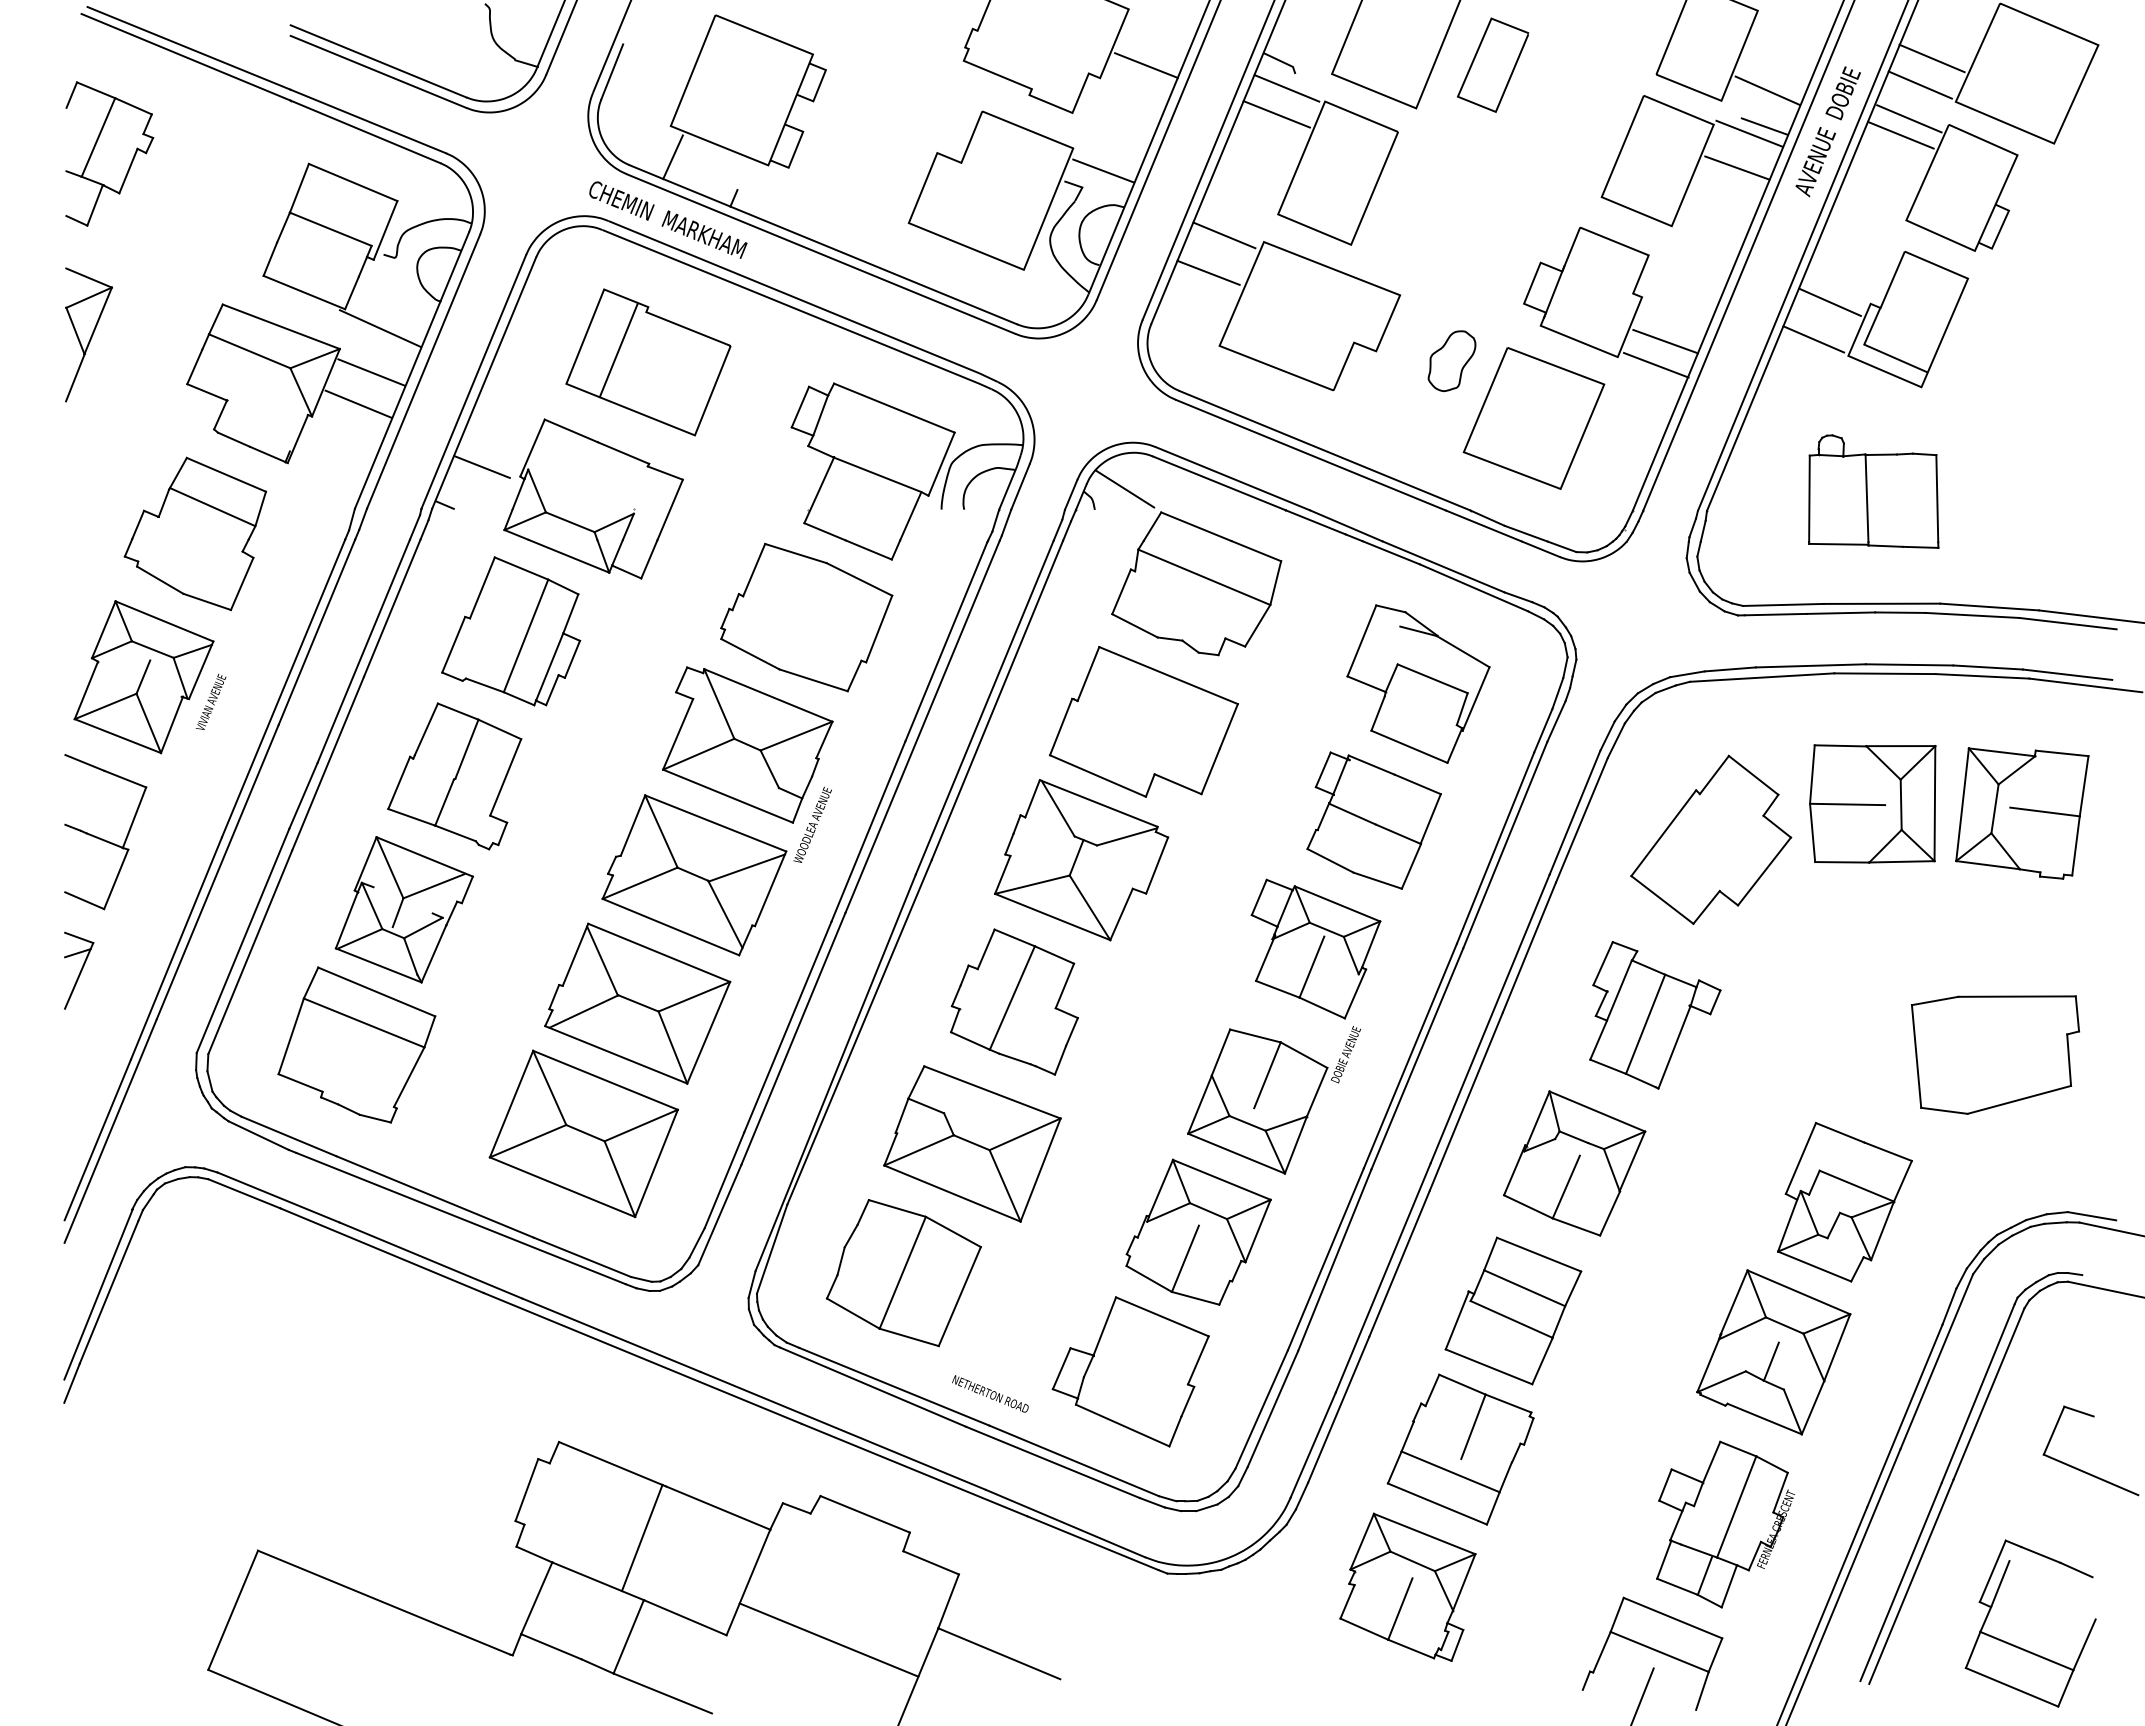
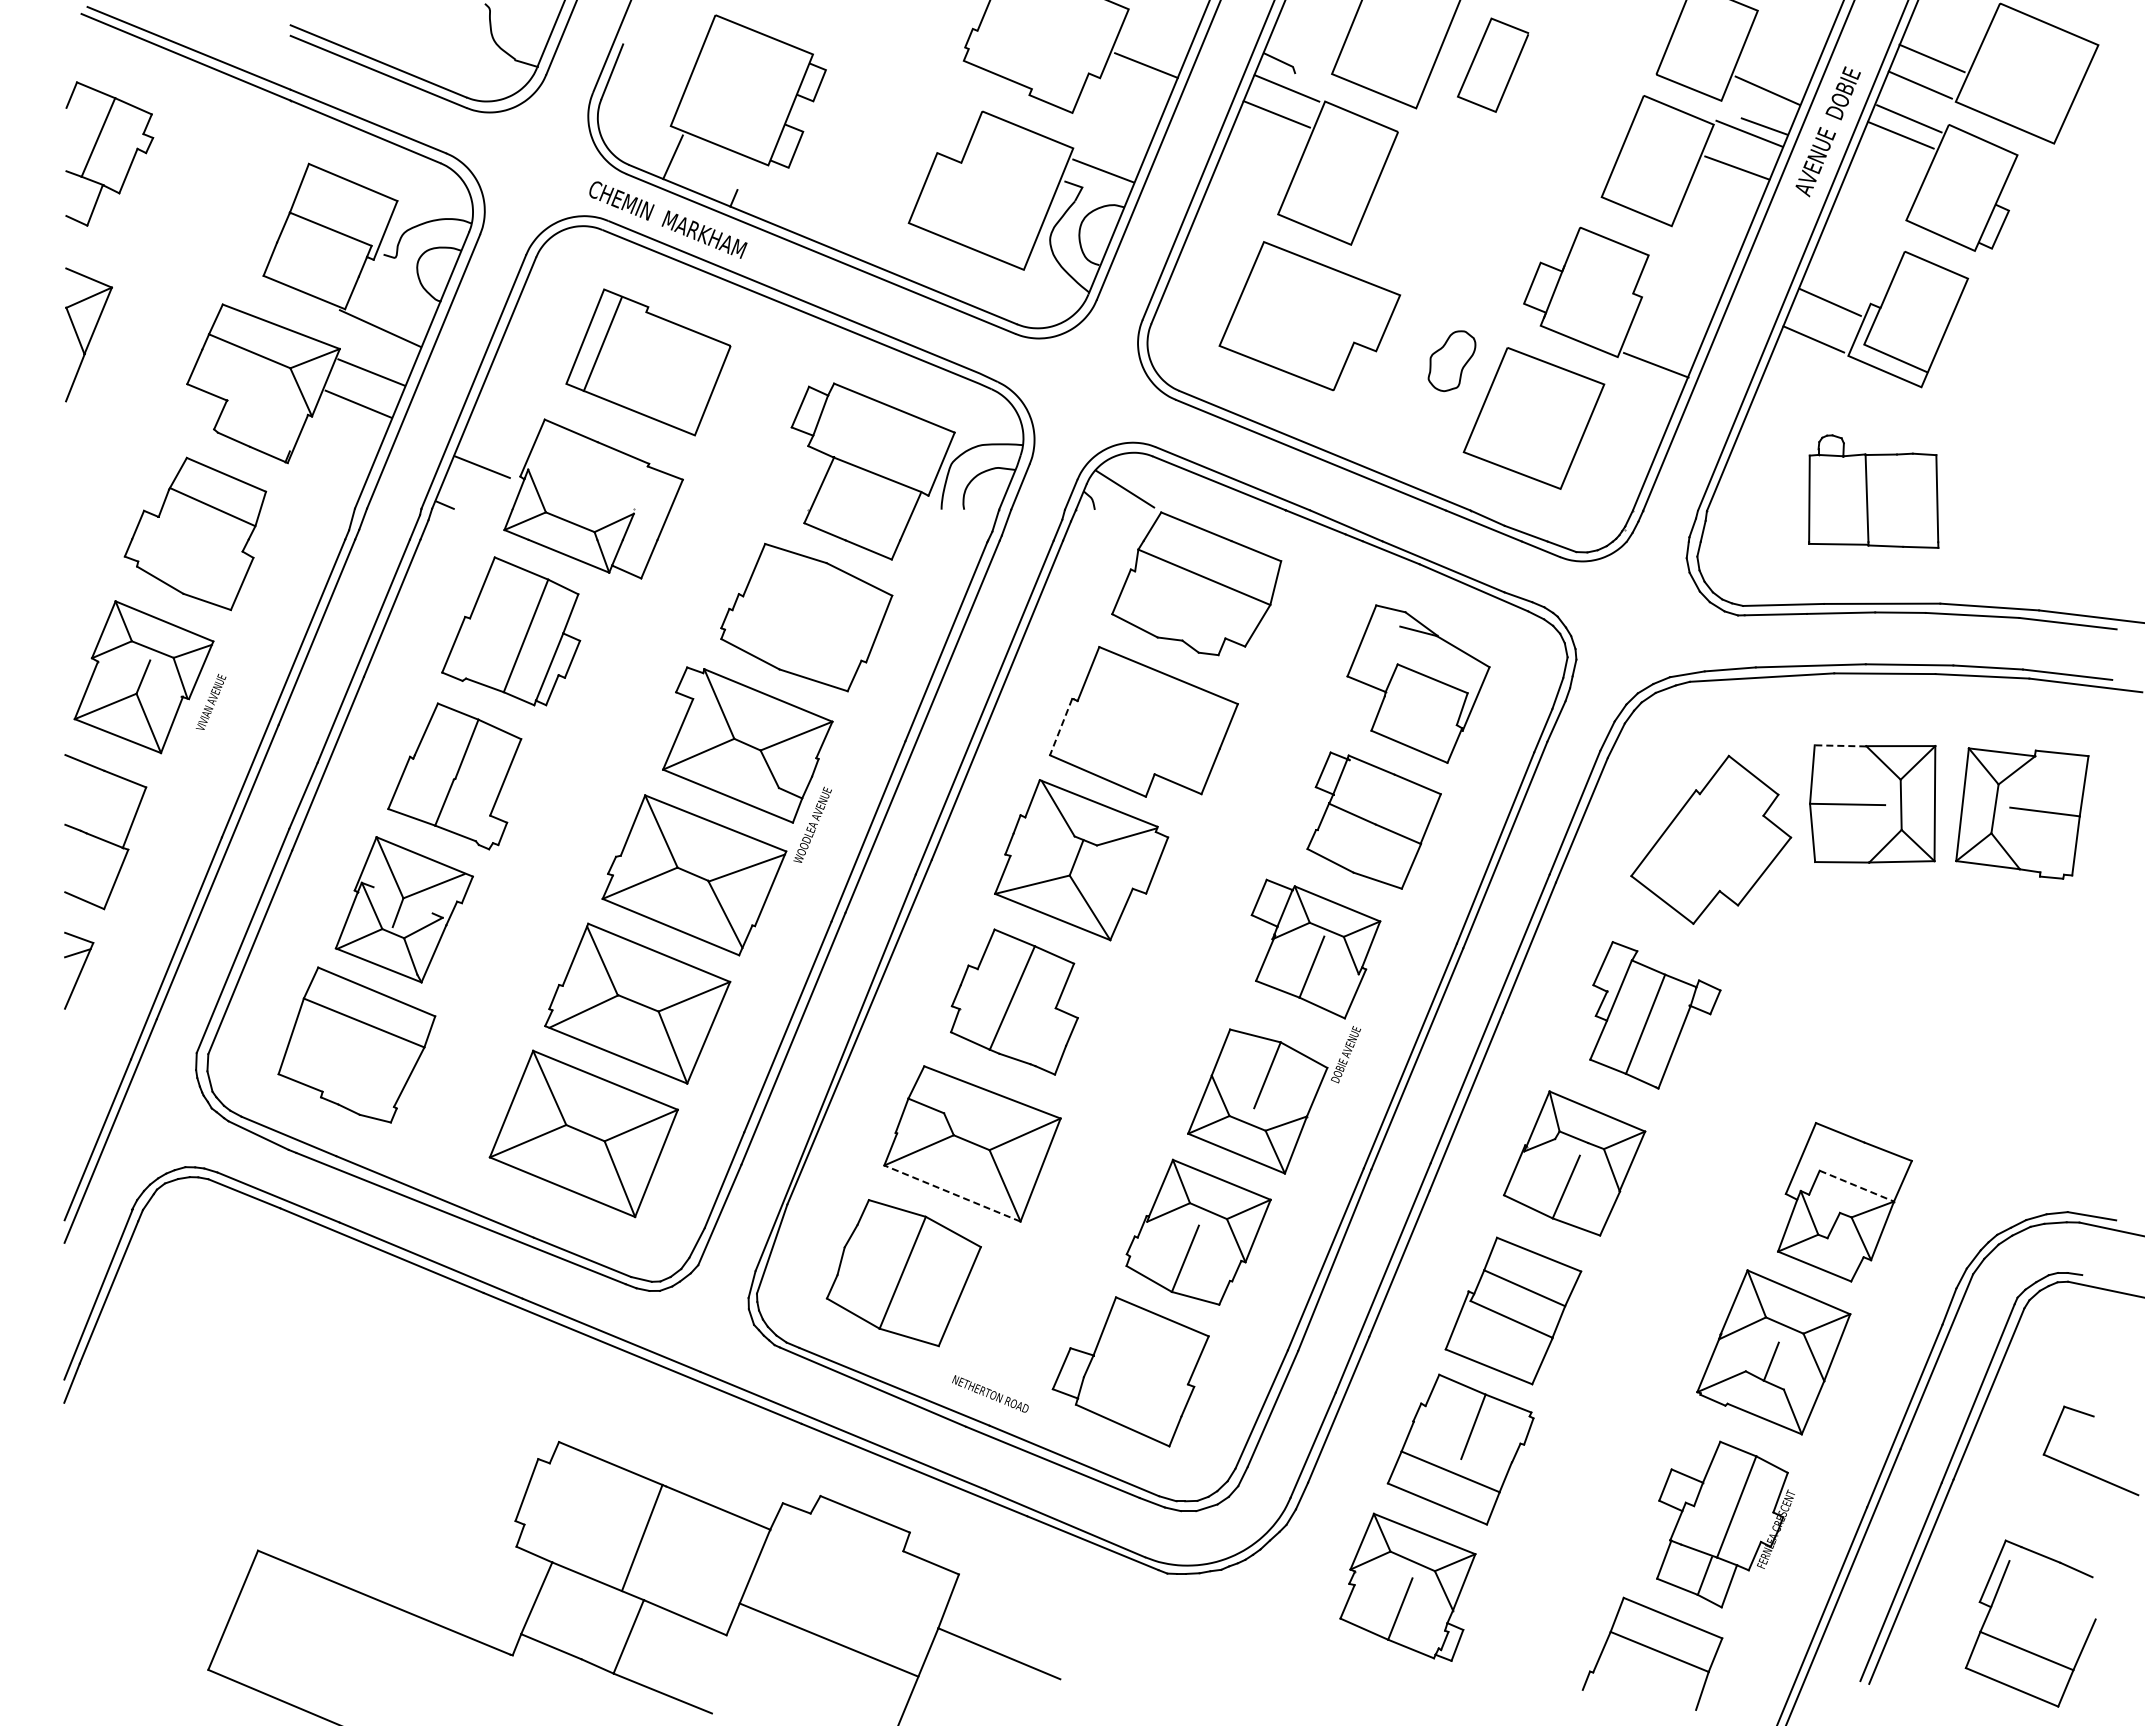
line: present -> none (1224, 235)
line: present -> none (1208, 272)
line: present -> none (1665, 341)
line position: (618, 350) -> (602, 344) (602, 344)
line: solid -> dashed (1060, 727)
line: solid -> dashed (1840, 745)
part: present -> none (1995, 1054)
line: solid -> dashed (1857, 1186)
line: solid -> dashed (952, 1193)
line: present -> none (1642, 1695)
